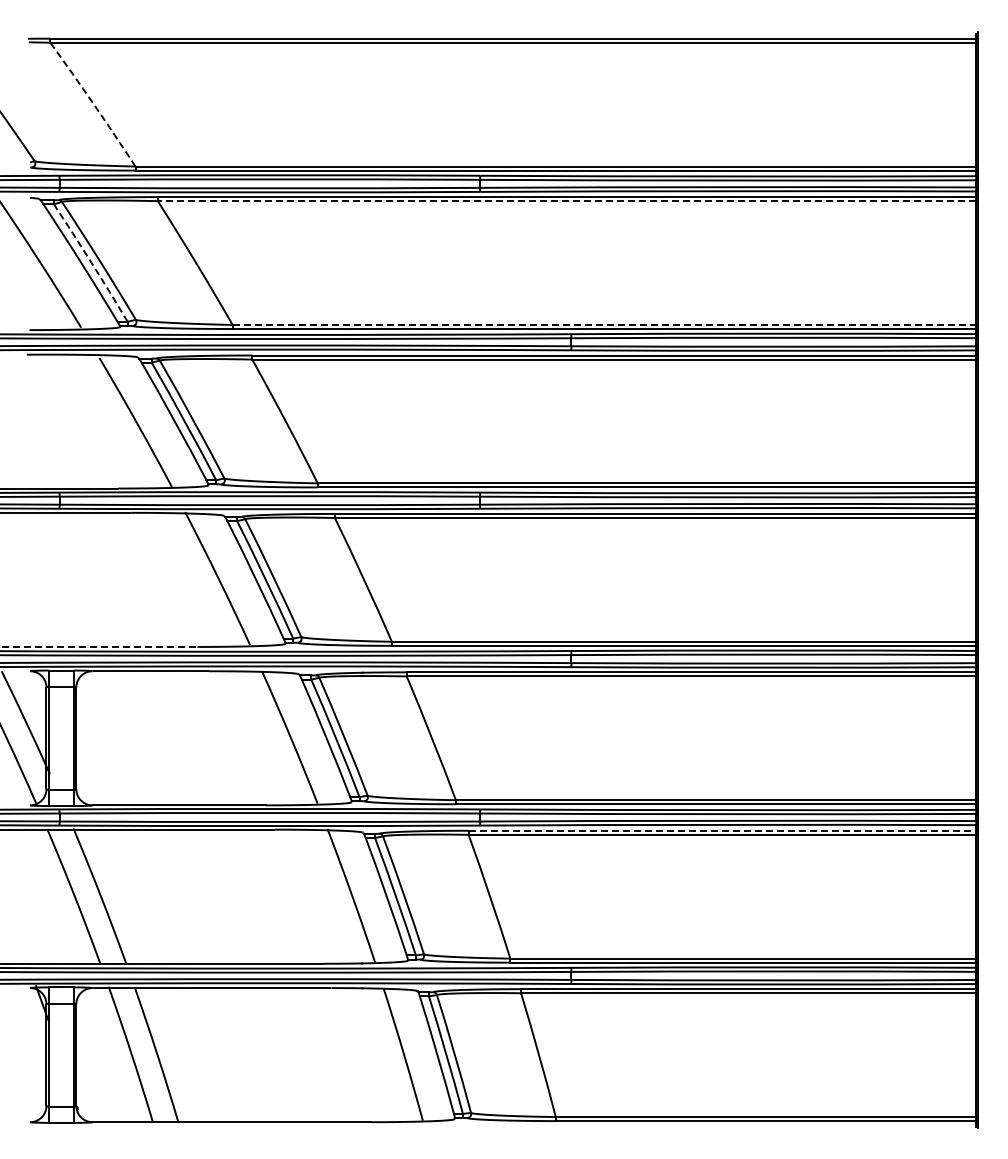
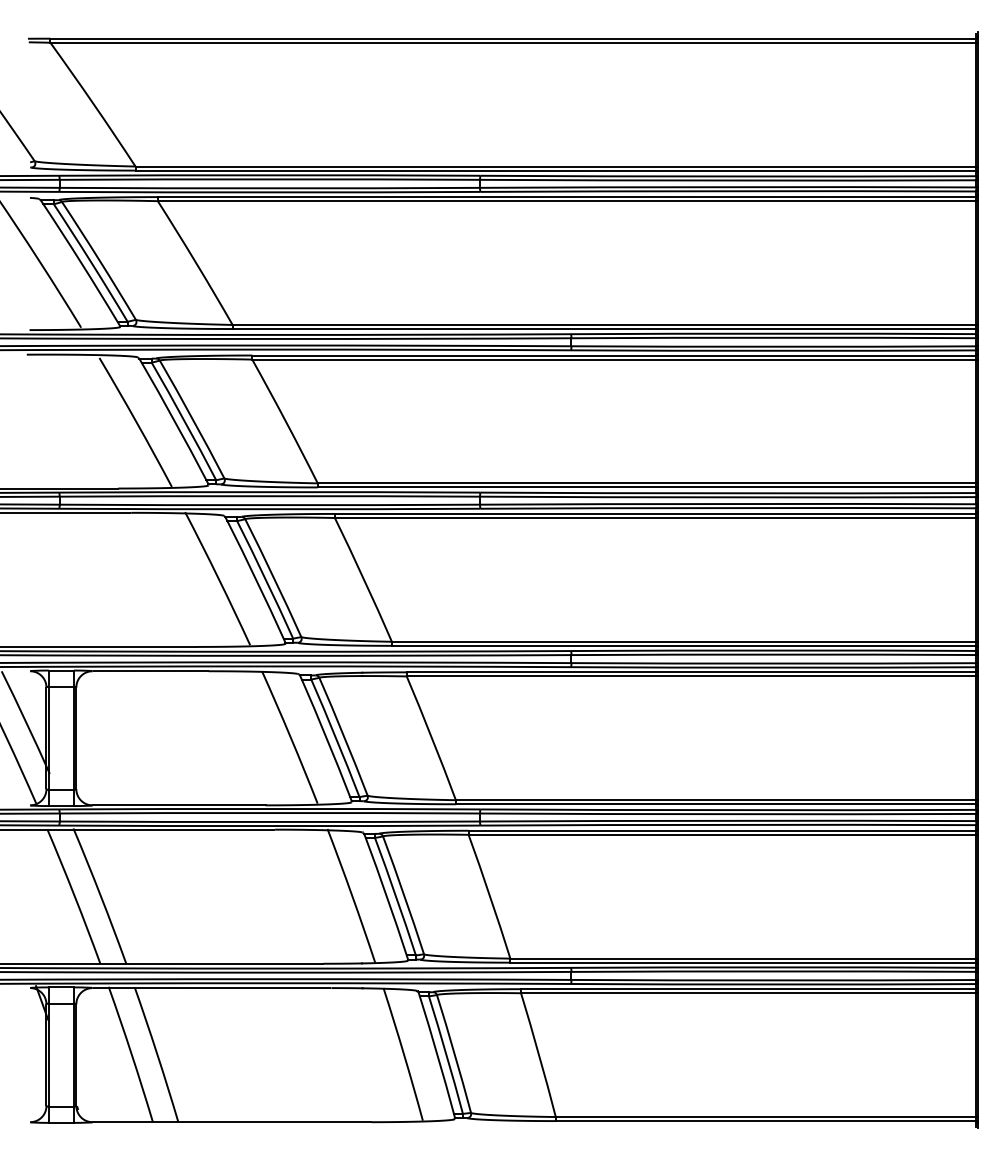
arc: dashed -> solid (93, 104)
line: dashed -> solid (566, 201)
arc: dashed -> solid (91, 262)
line: dashed -> solid (604, 324)
line: dashed -> solid (99, 646)
line: dashed -> solid (722, 830)
